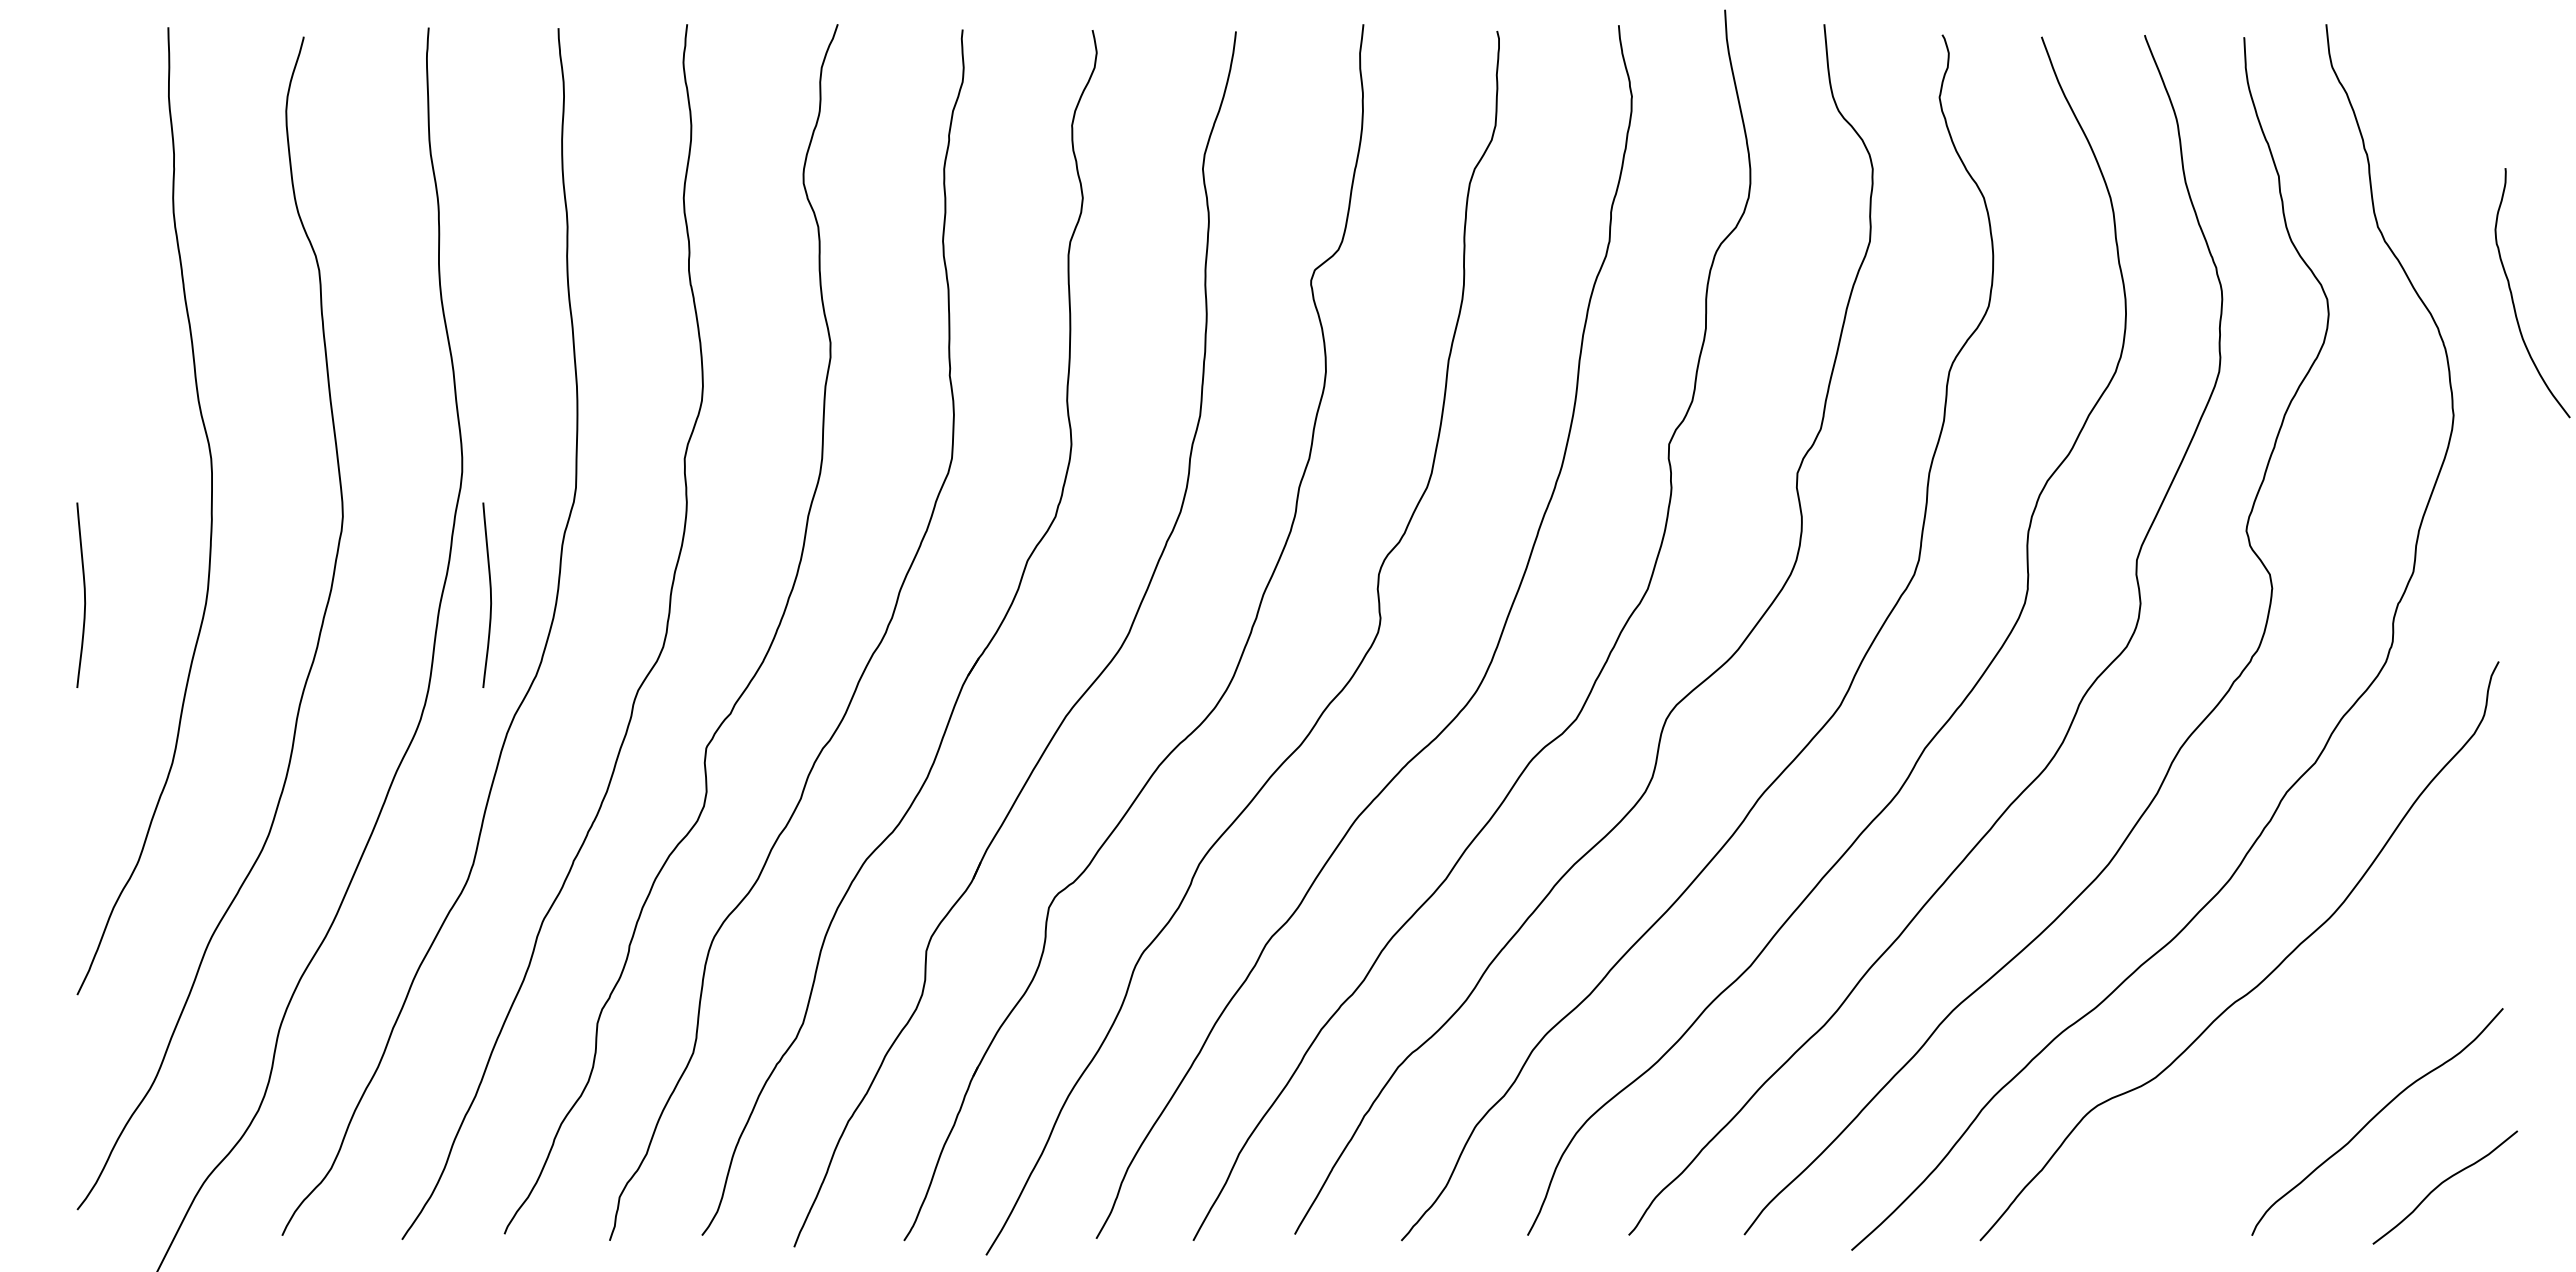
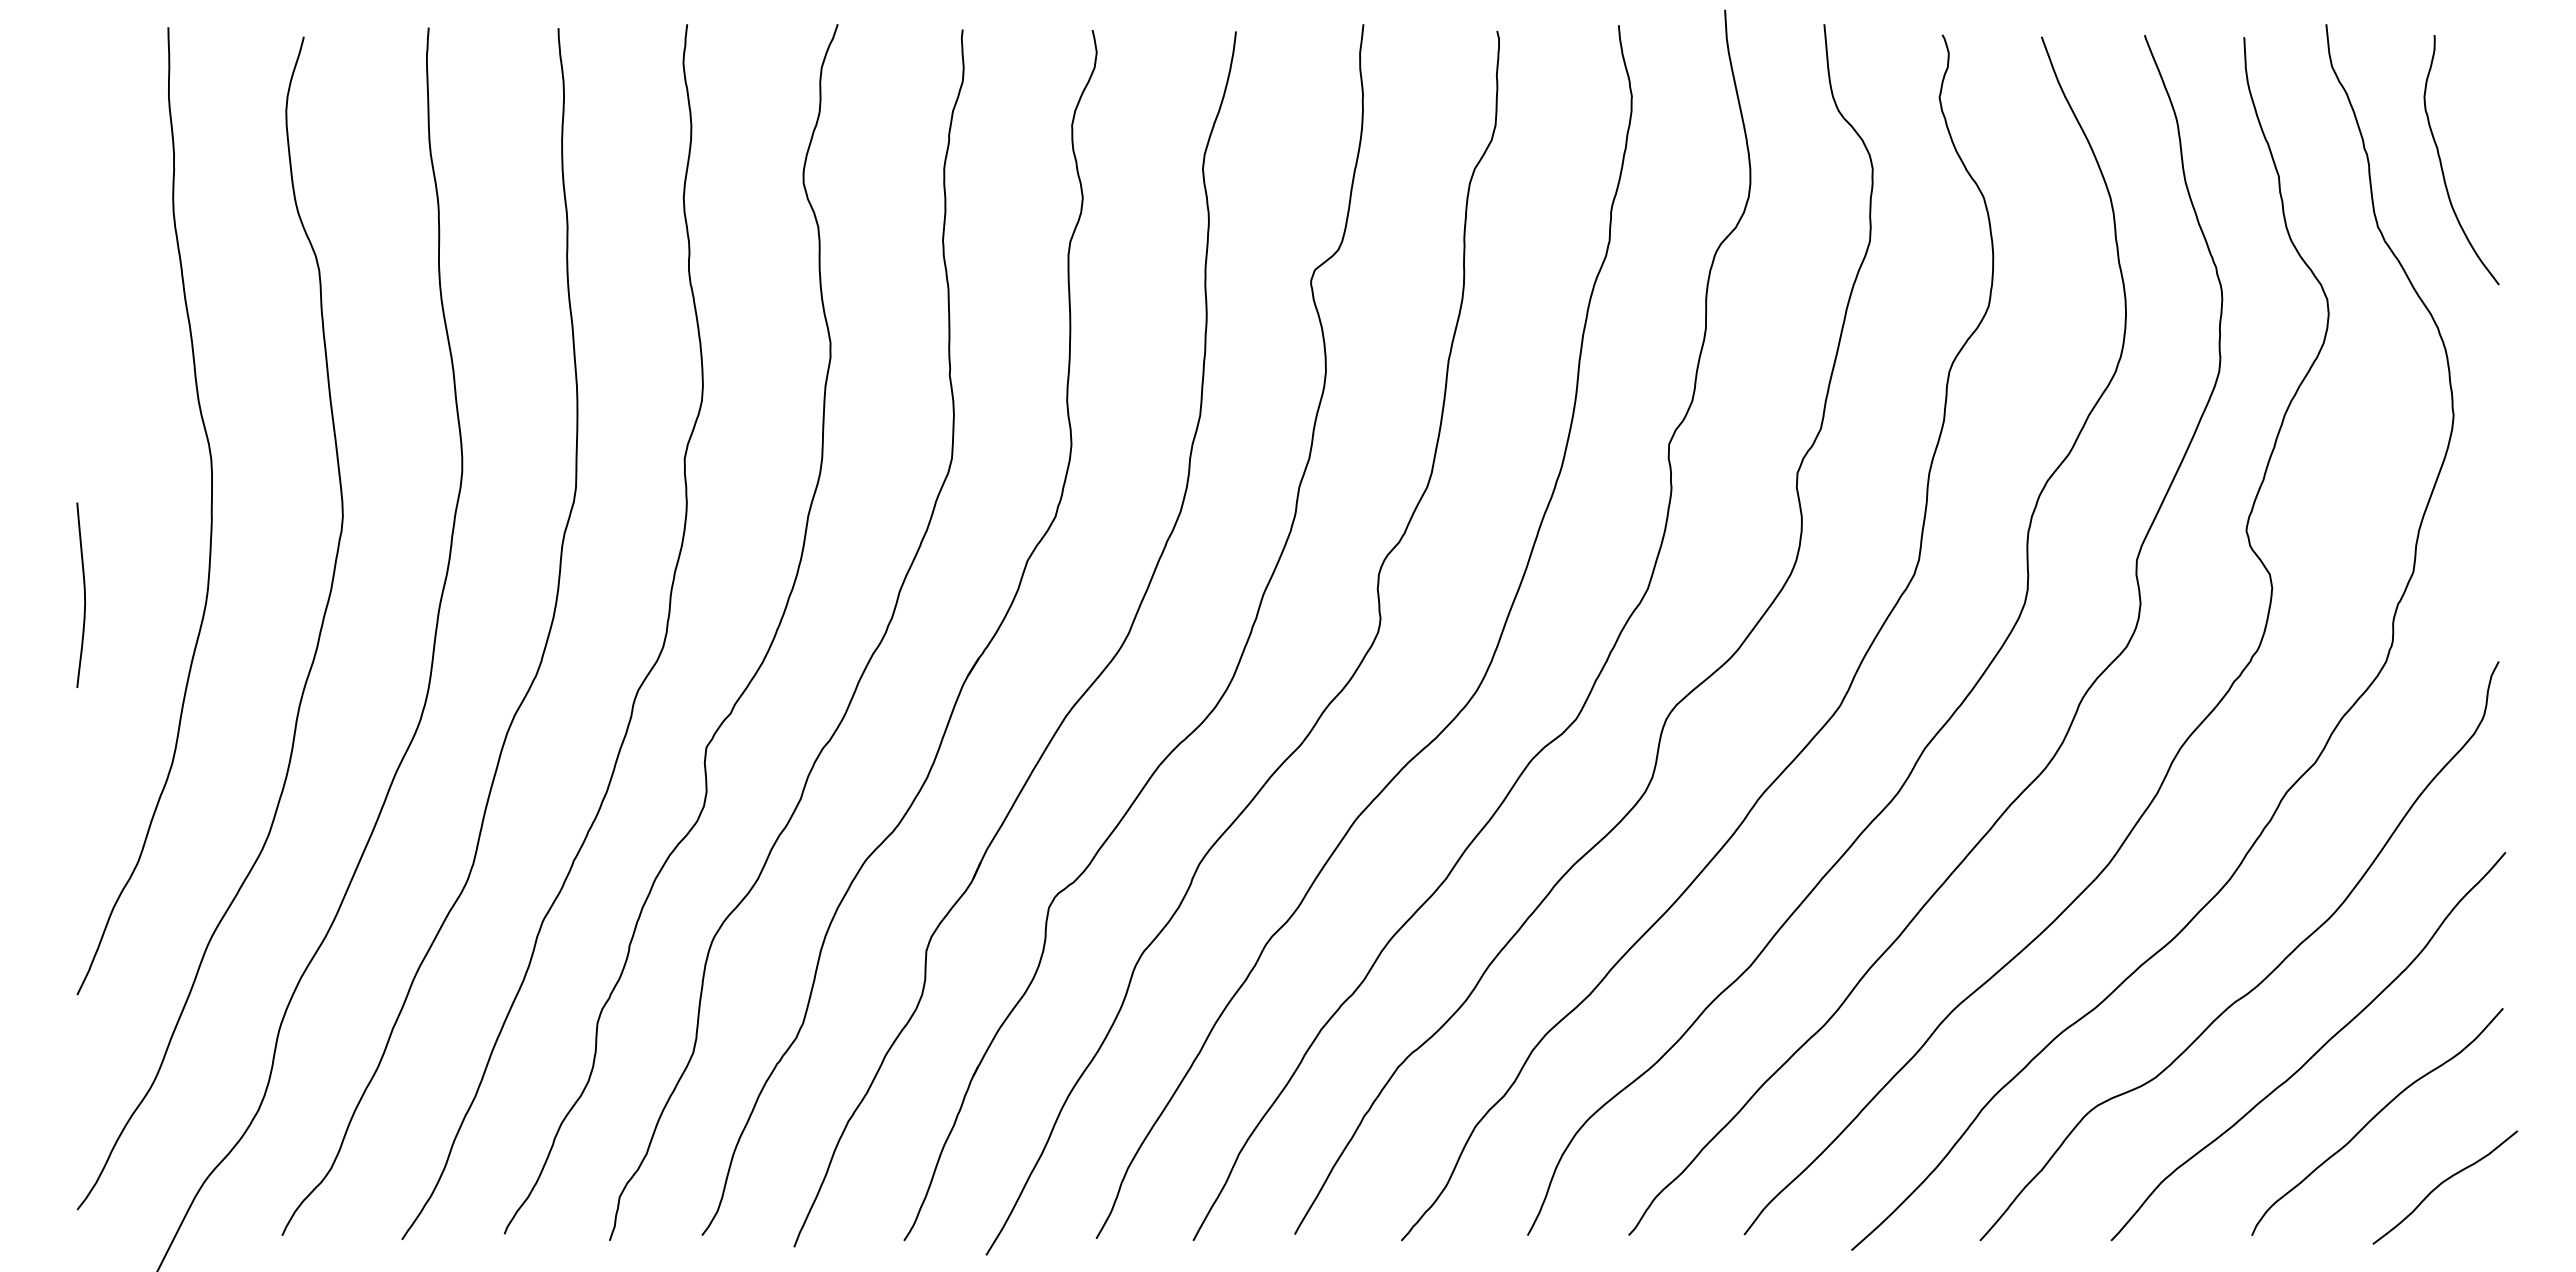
curve position: (2513, 298) -> (2442, 165) (2442, 165)
curve: present -> none (490, 594)
curve: none -> present (2315, 1052)
